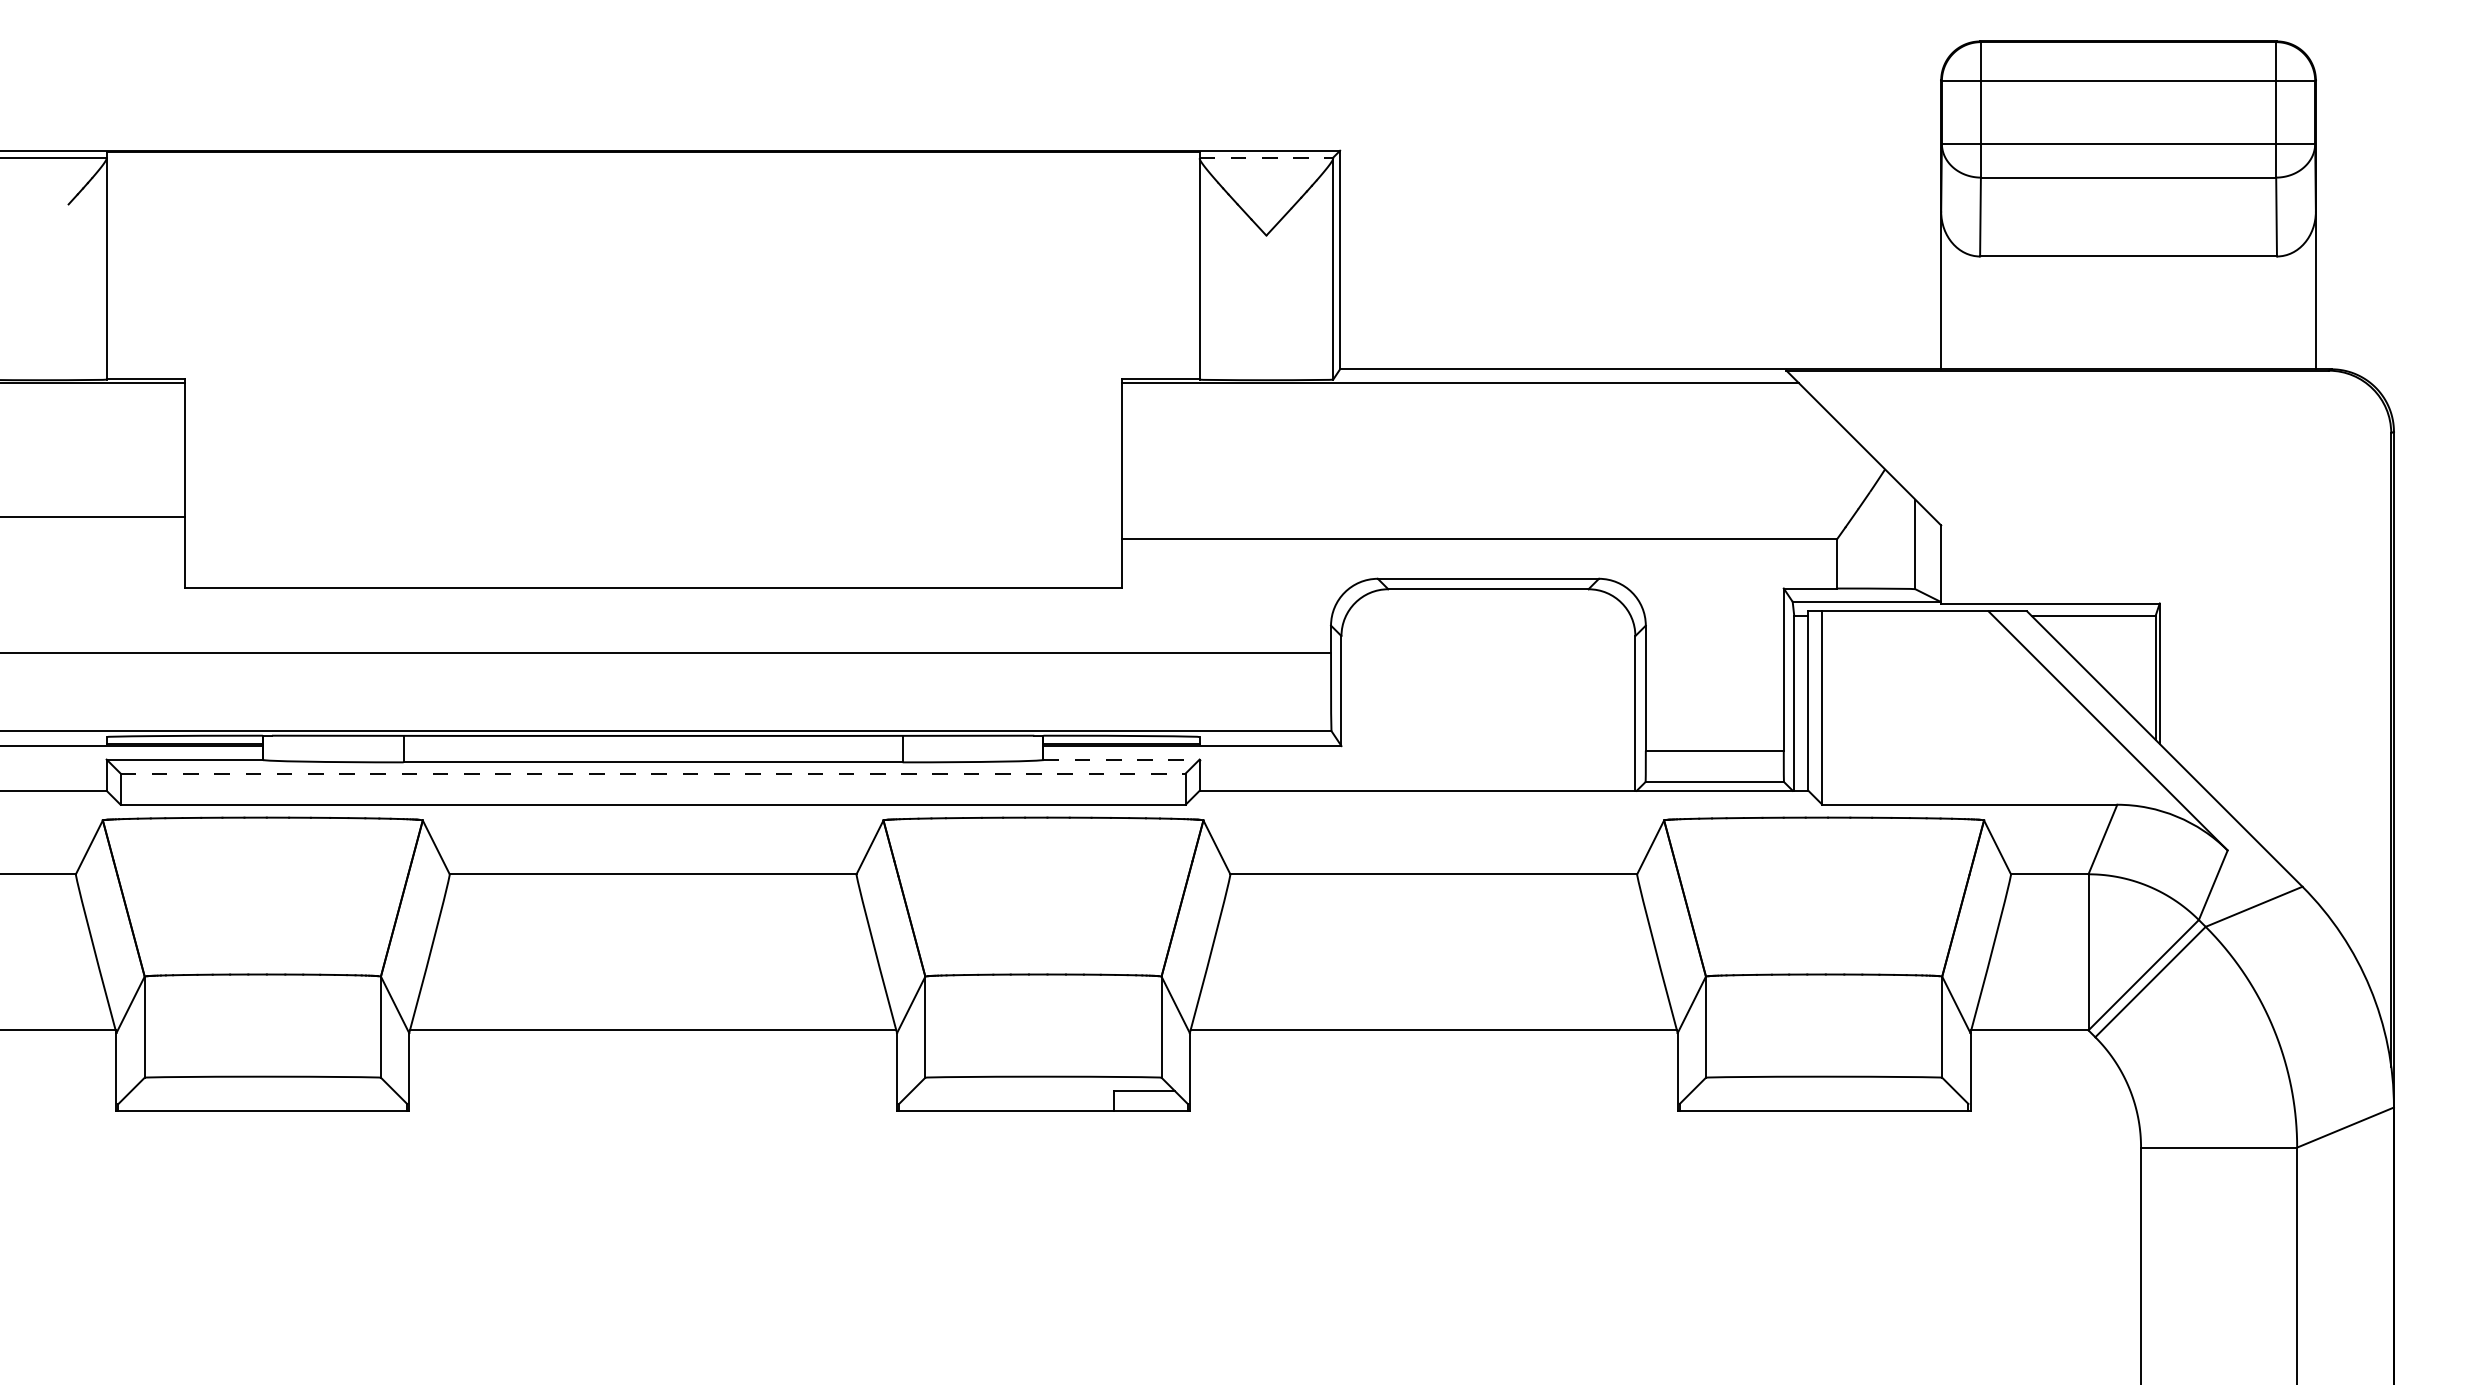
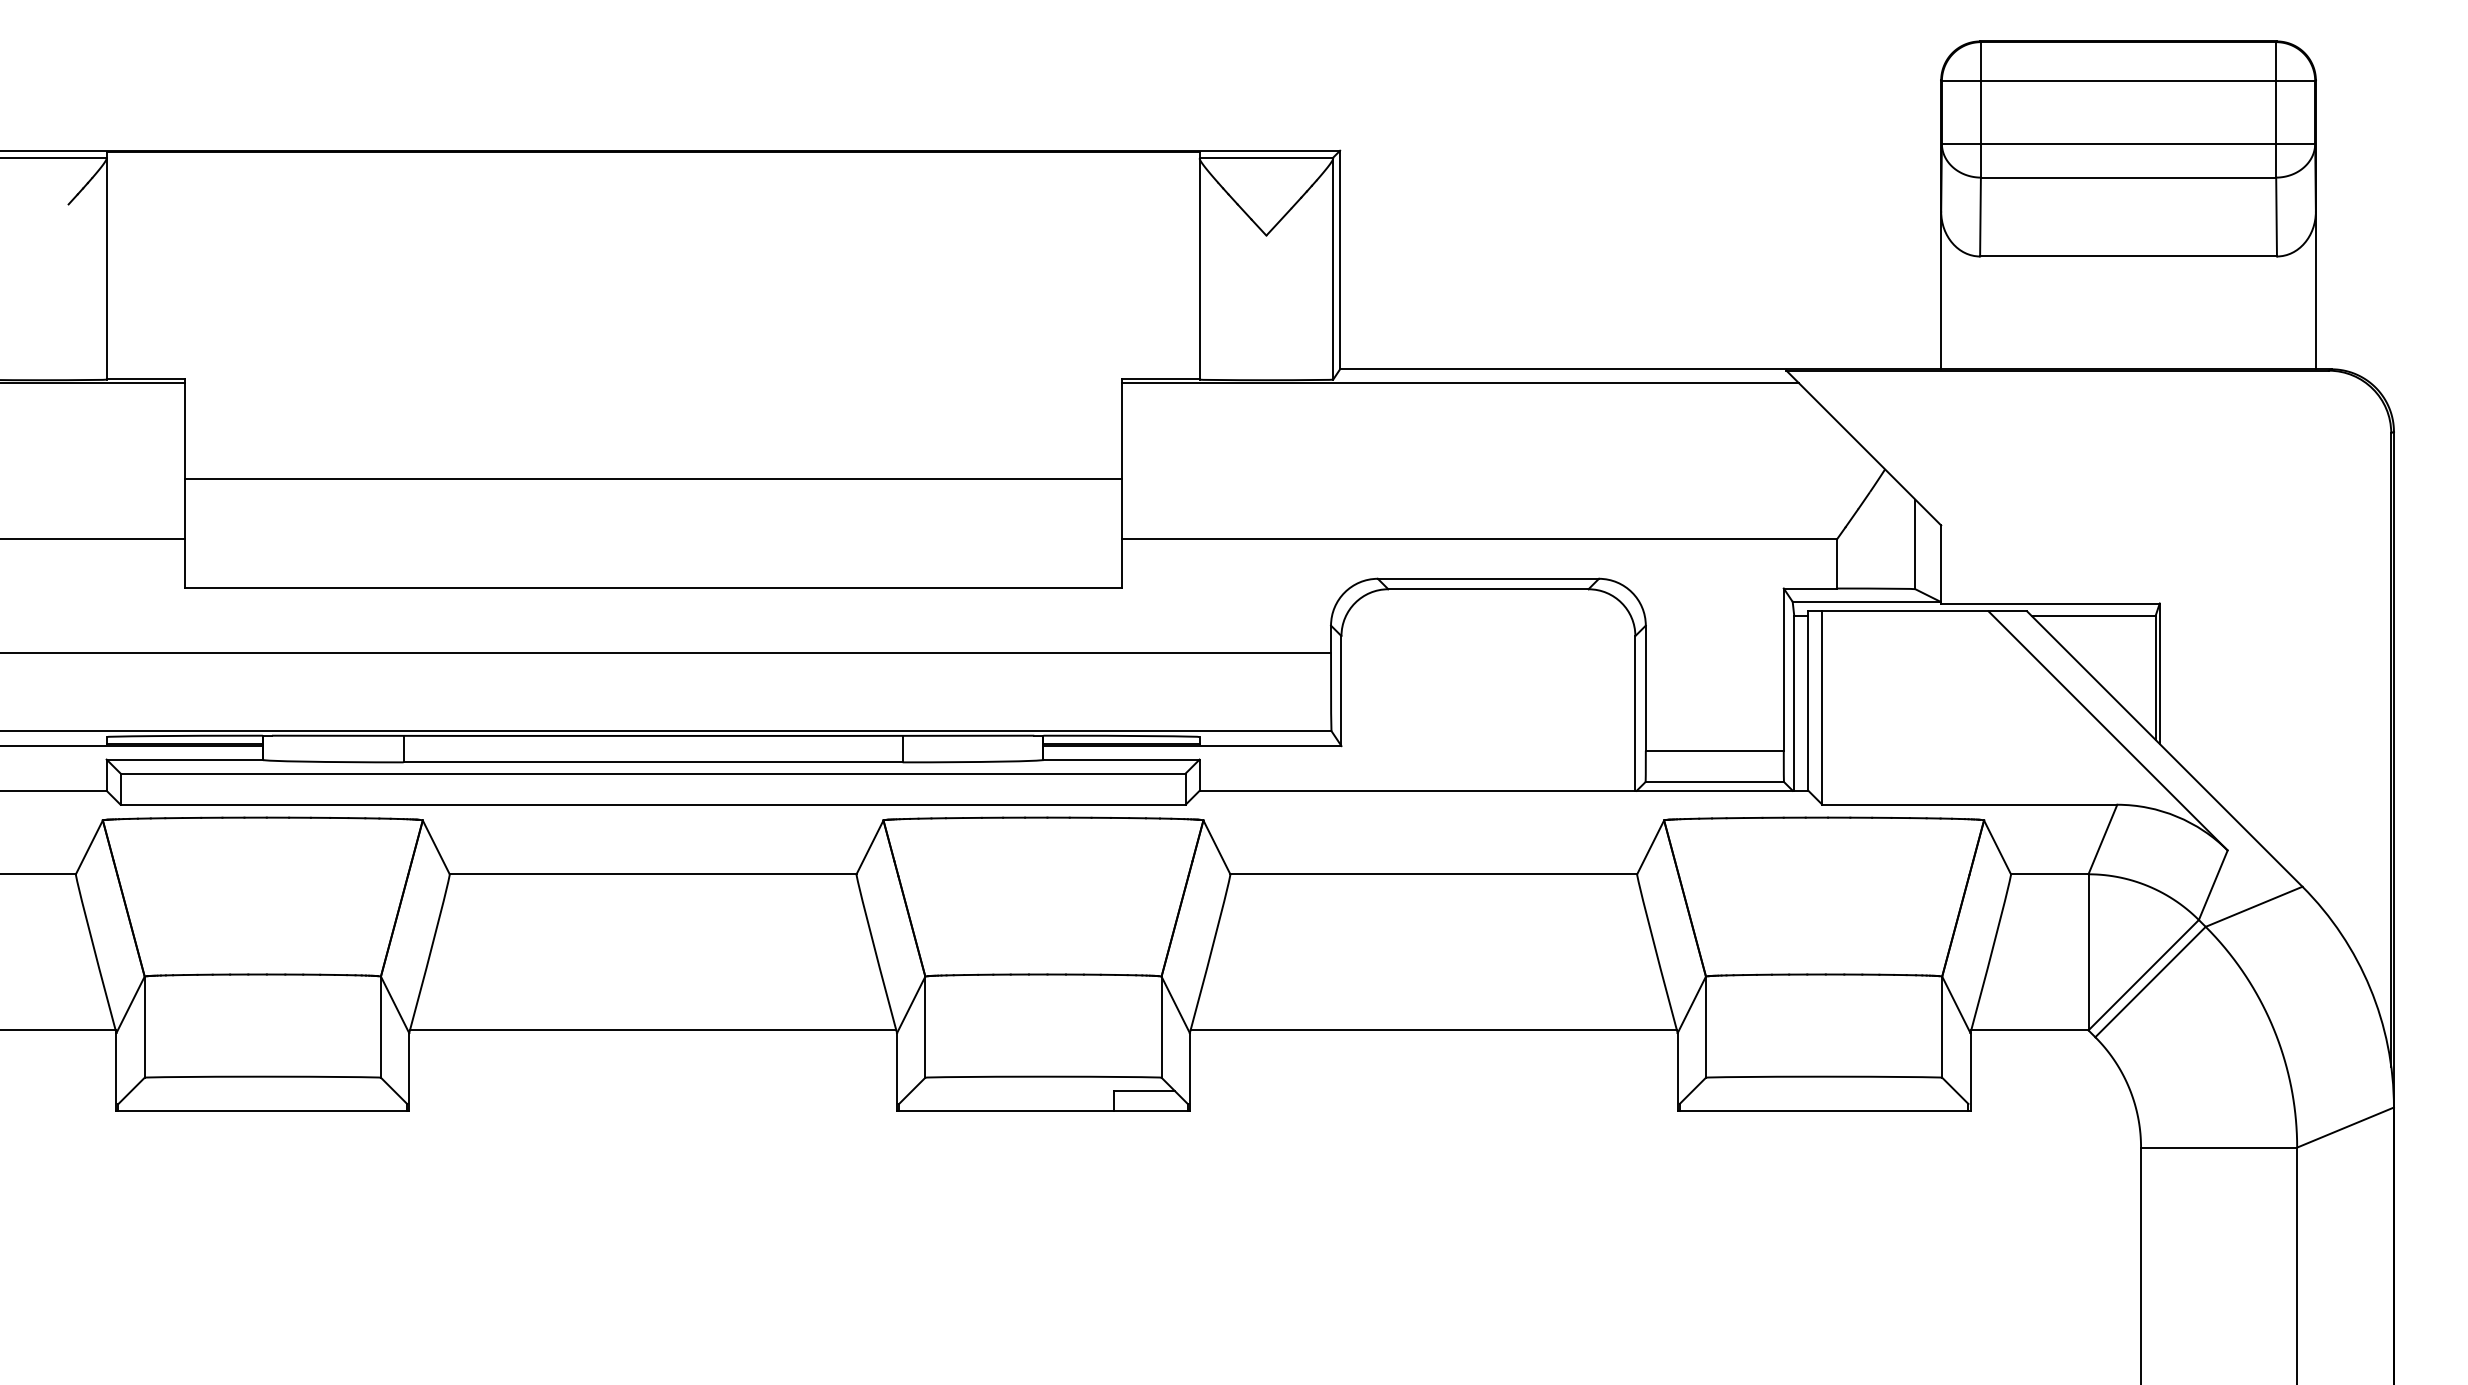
line: dashed -> solid (1266, 157)
line: none -> present (652, 478)
line position: (93, 517) -> (93, 539) (93, 539)
line: dashed -> solid (1122, 759)
line: dashed -> solid (653, 773)
